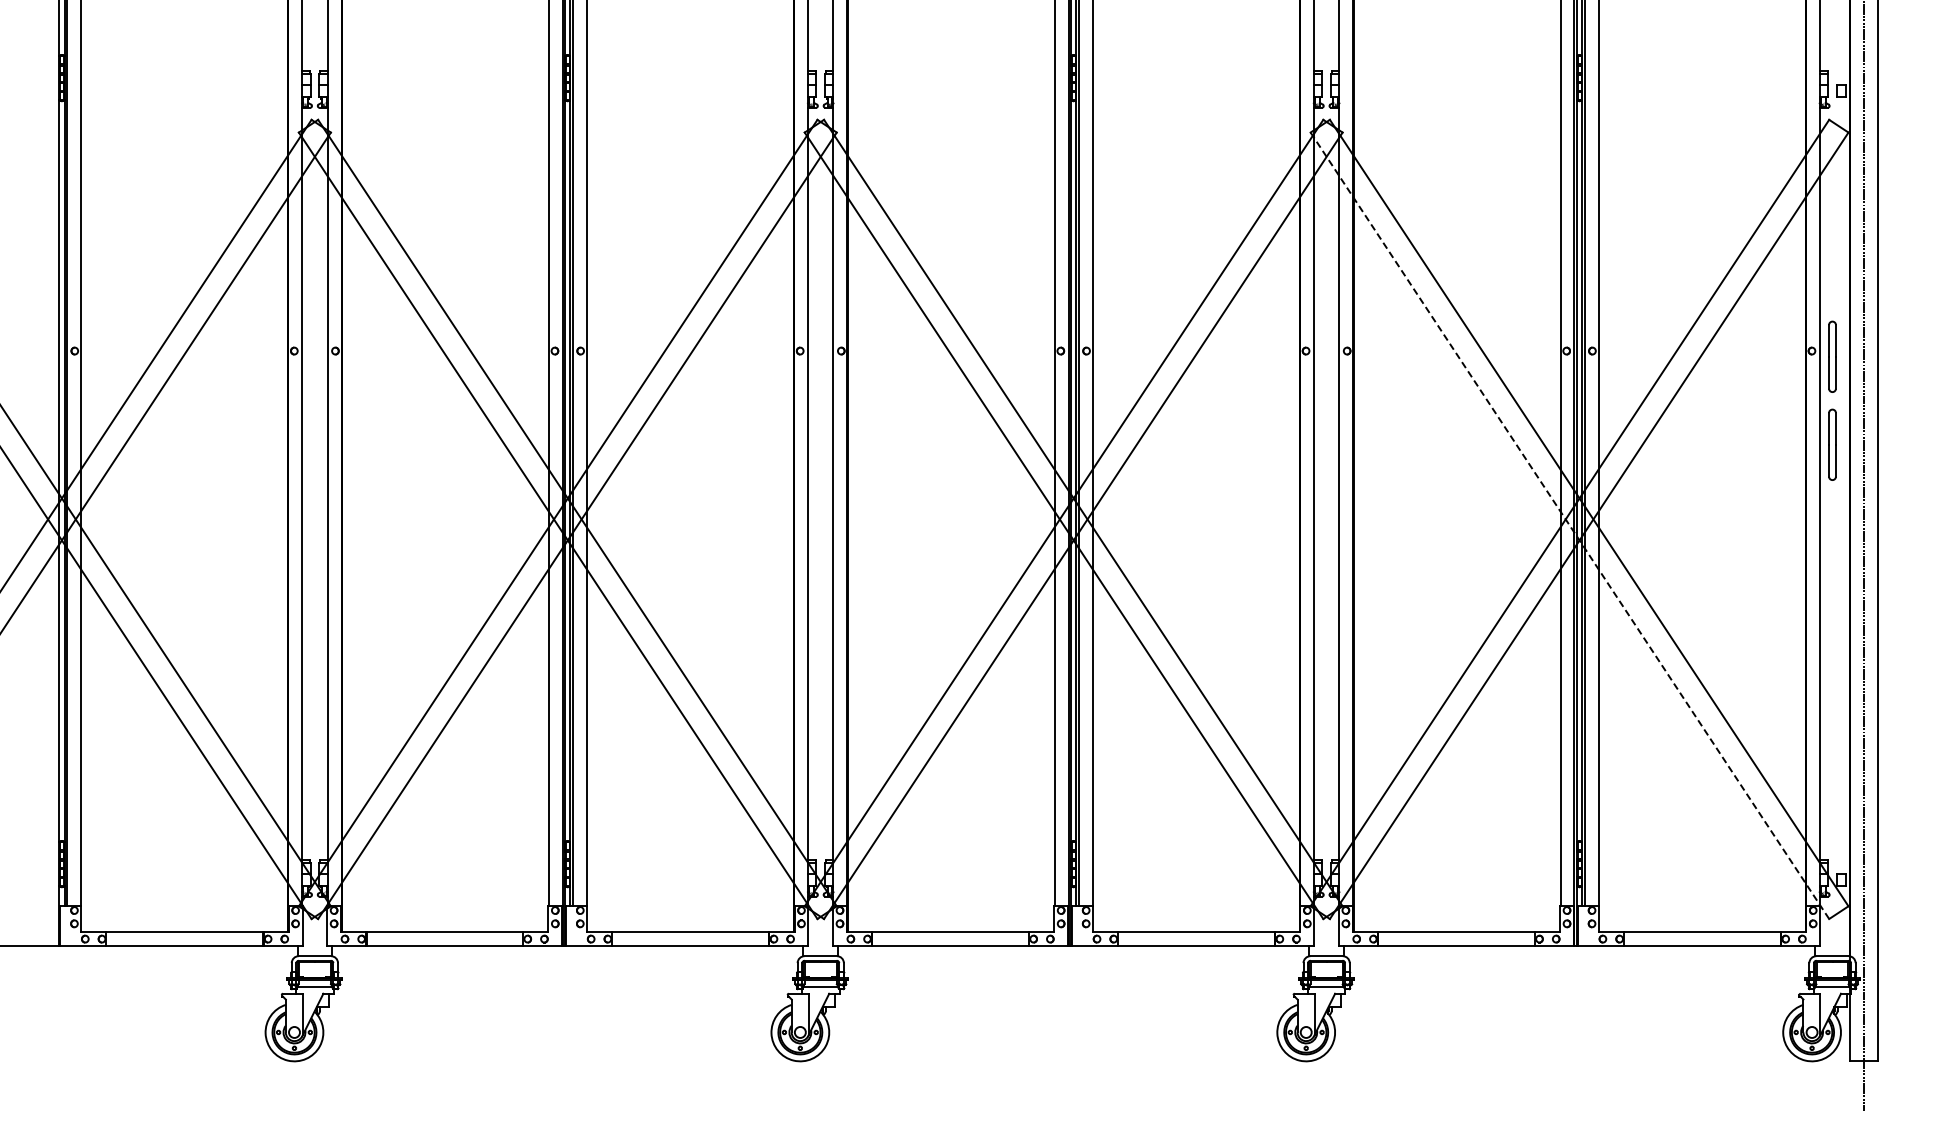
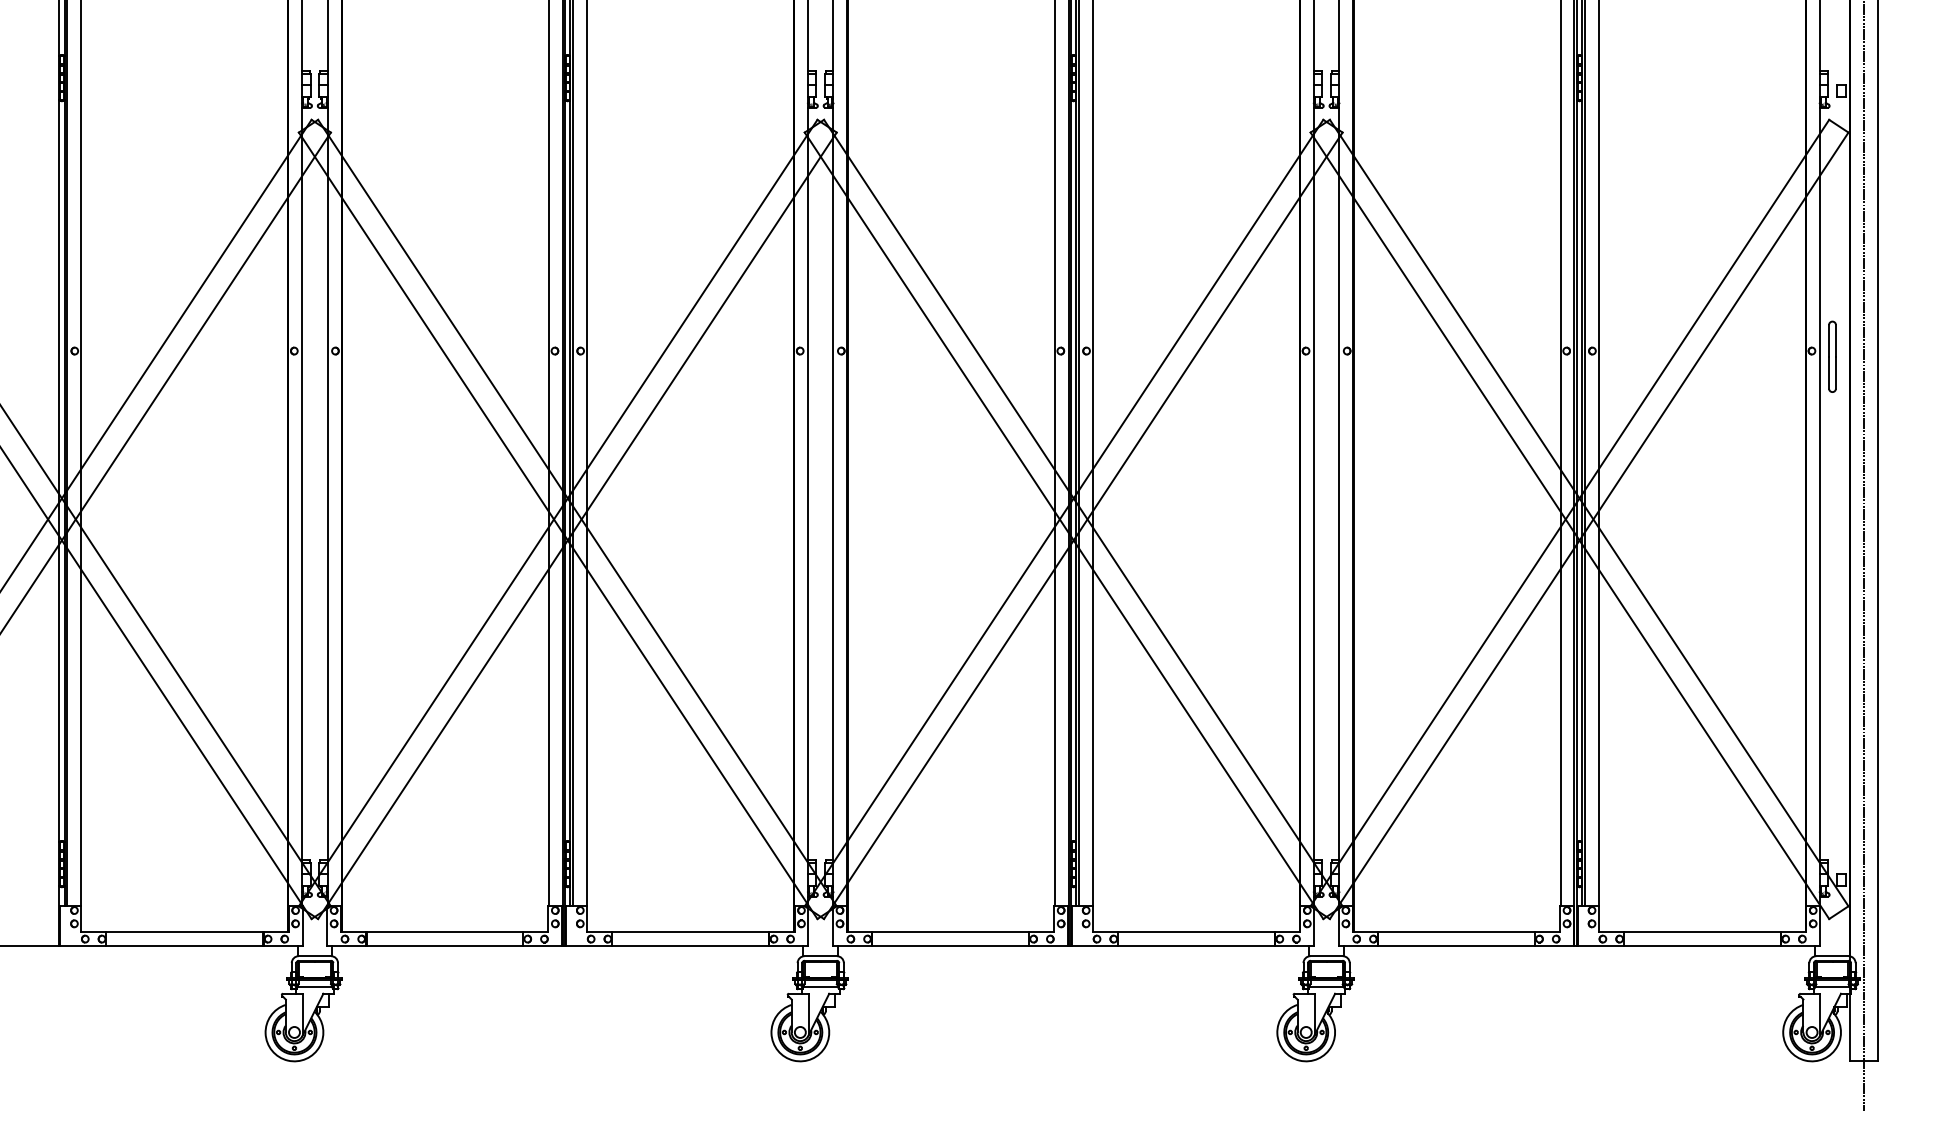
part: present -> none (1832, 444)
line: dashed -> solid (1569, 525)
